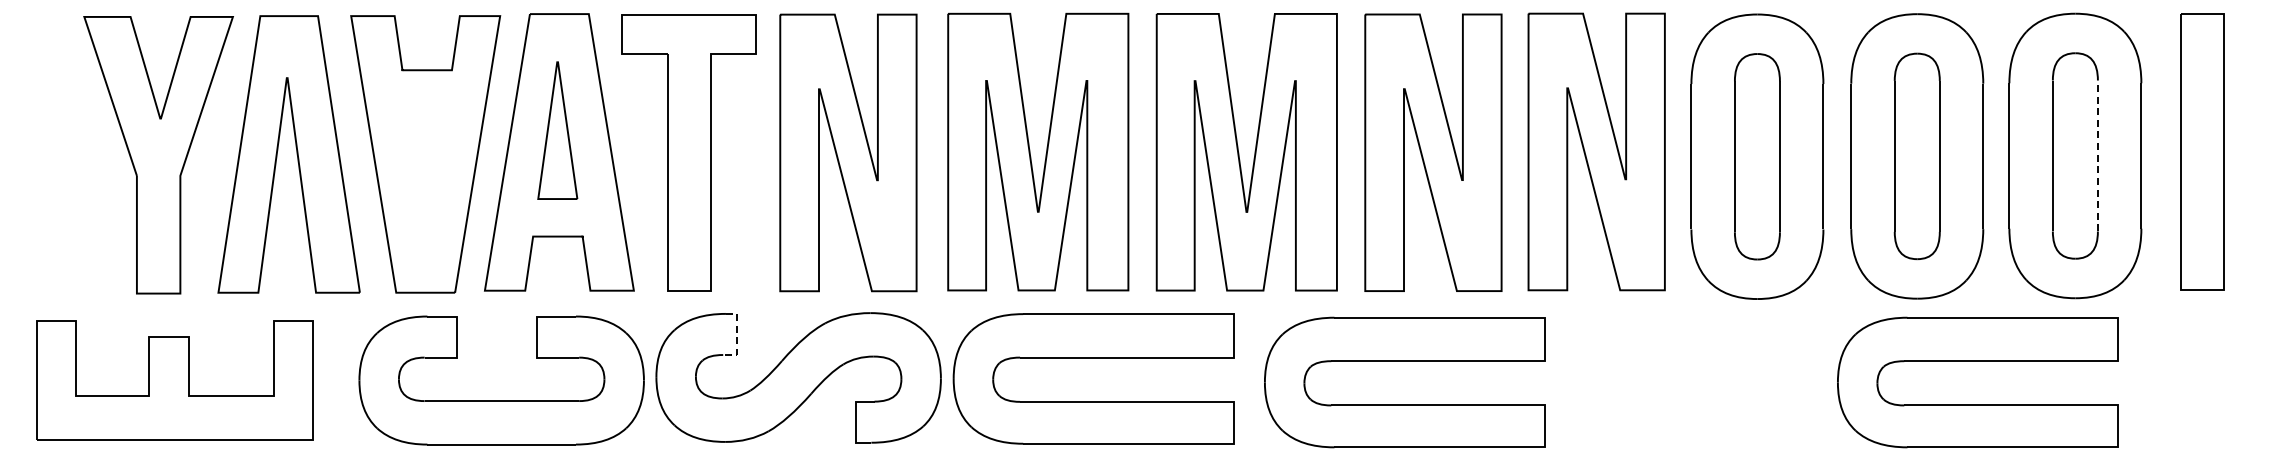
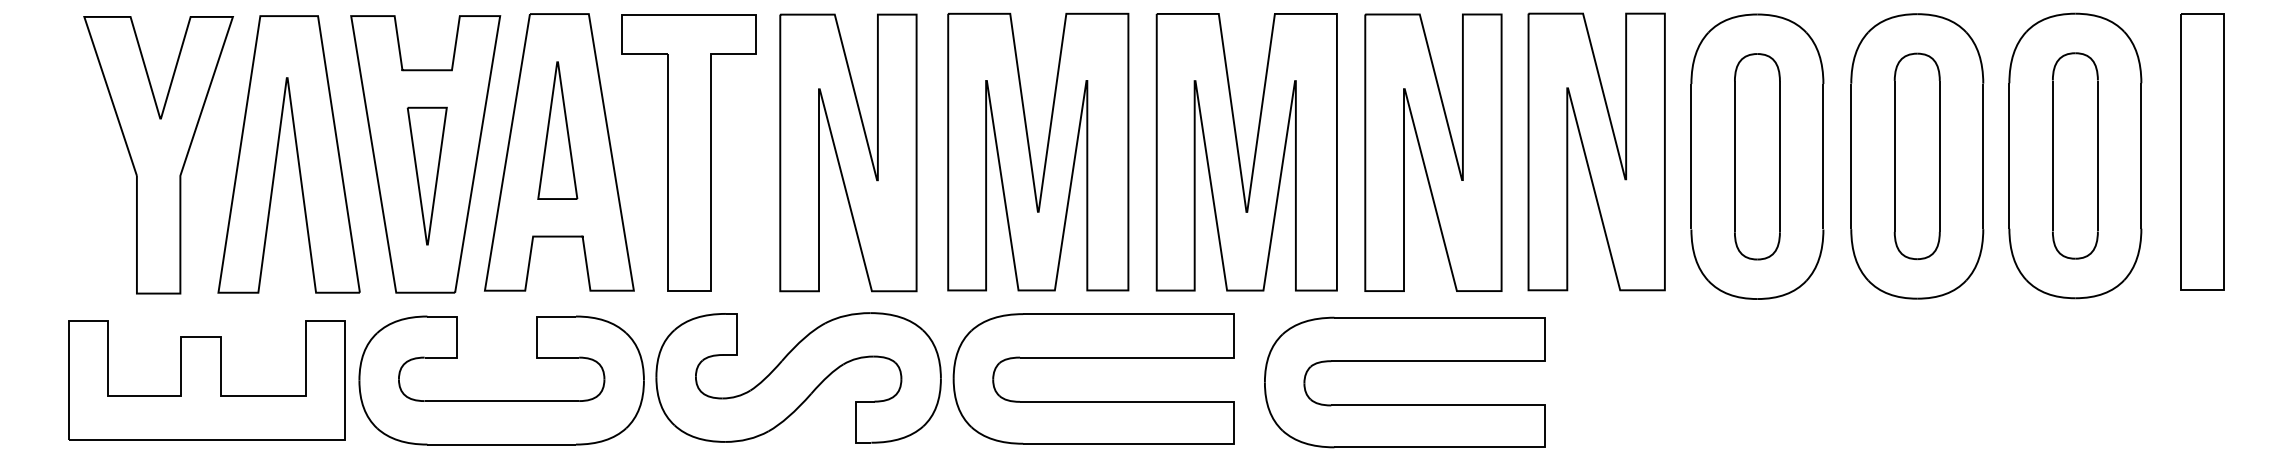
line: dashed -> solid (2097, 155)
part: none -> present (426, 175)
line: dashed -> solid (737, 336)
part: present -> none (1977, 361)
part position: (174, 380) -> (206, 380) (206, 380)
